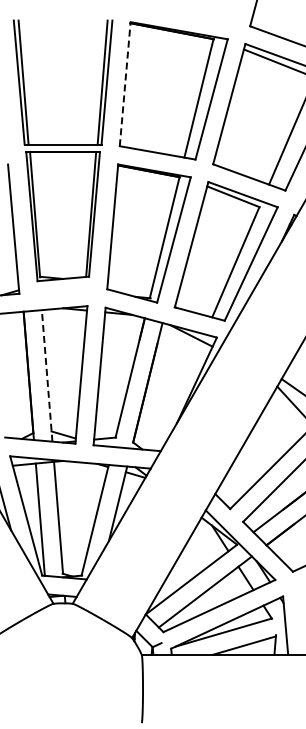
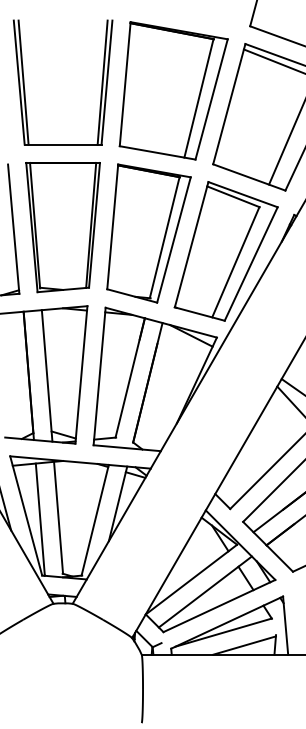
line: dashed -> solid (125, 83)
part position: (62, 216) -> (62, 227) (62, 227)
line: dashed -> solid (47, 375)
